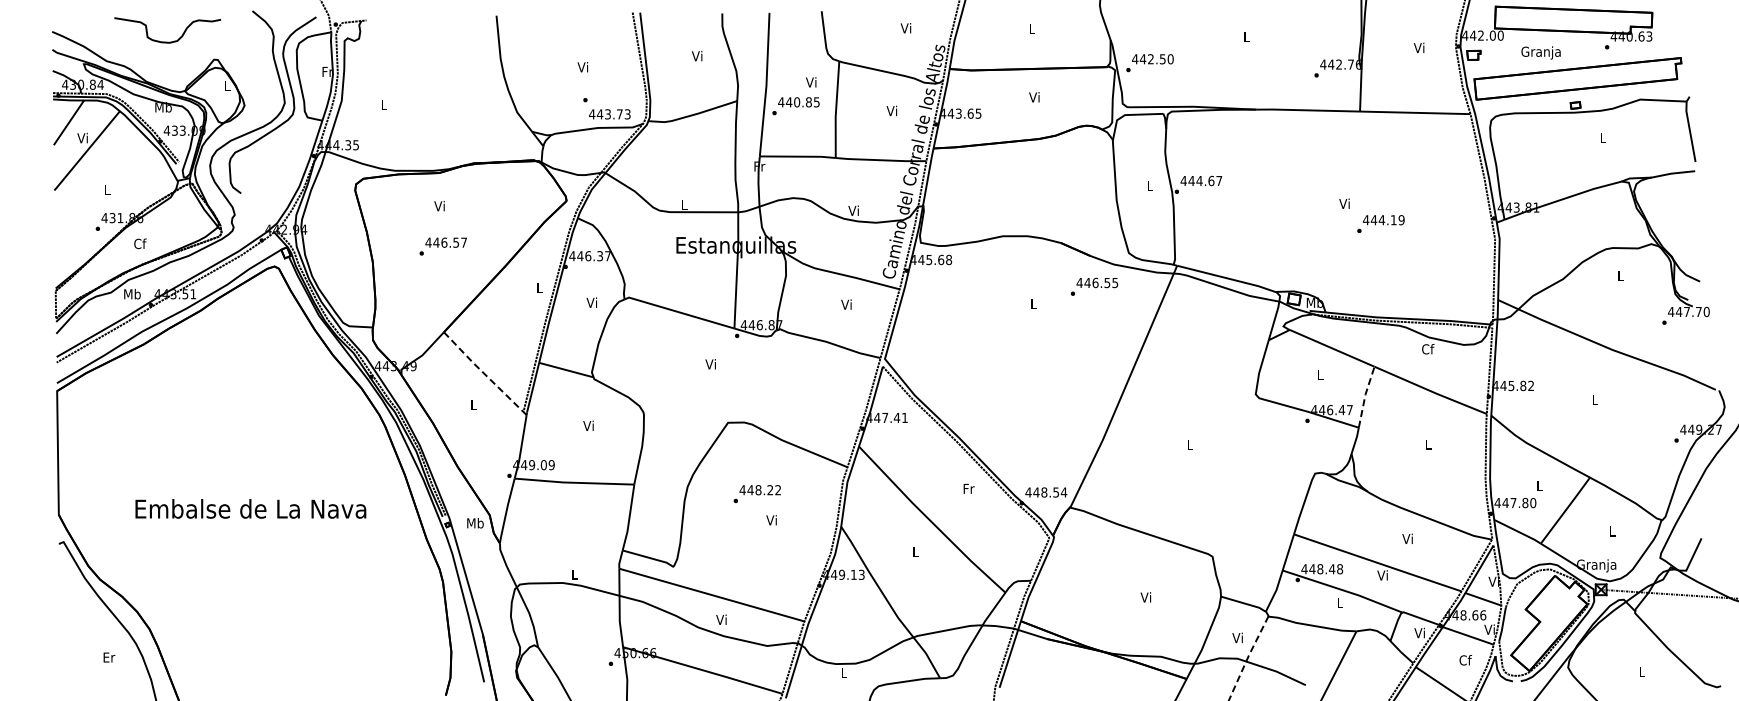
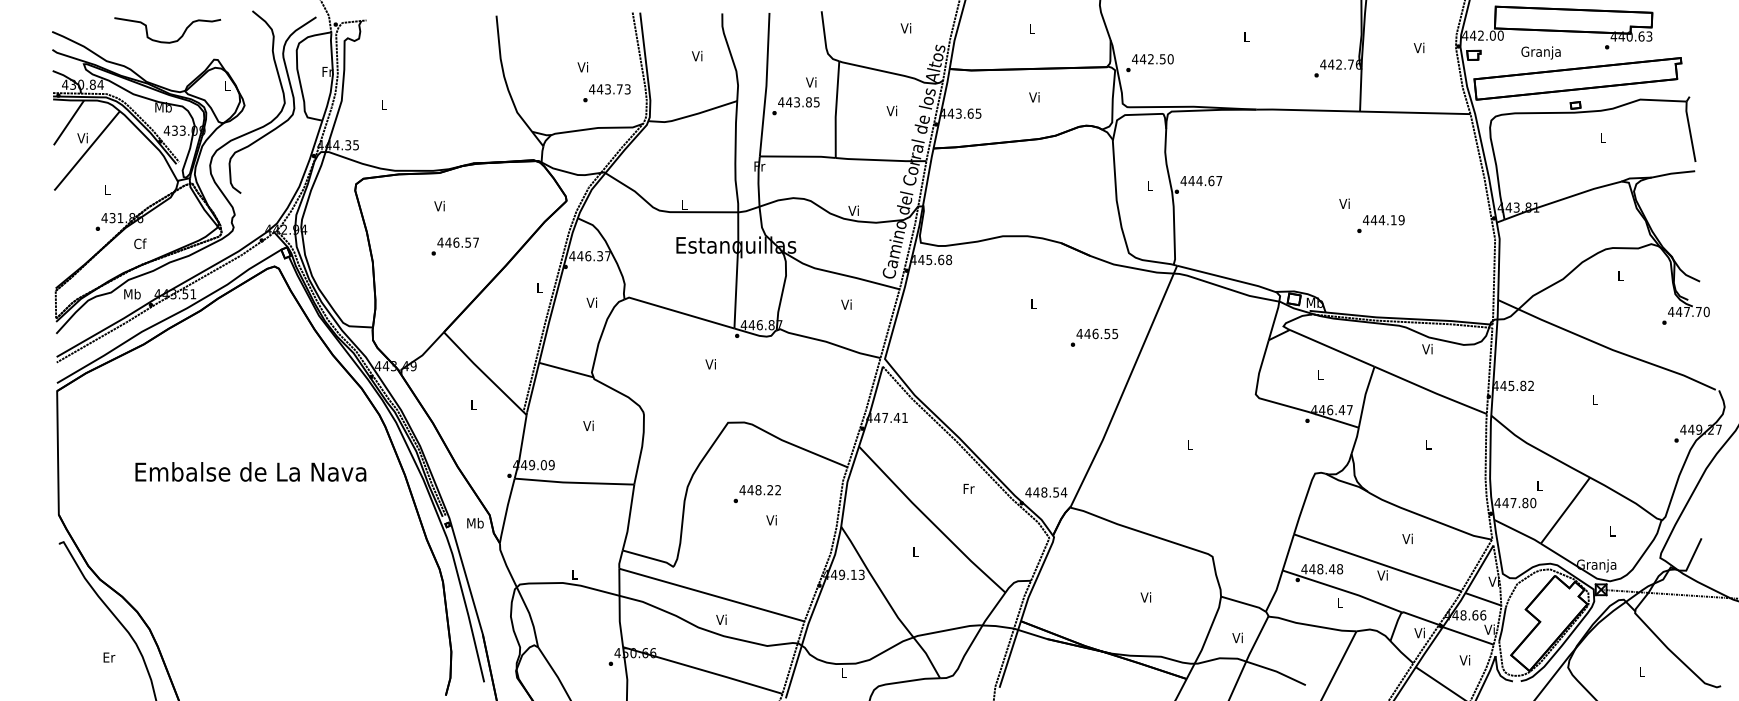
text: 440.85 -> 443.85 (797, 102)
text position: (609, 114) -> (609, 89) (609, 89)
text position: (442, 246) -> (454, 246) (454, 246)
text position: (1094, 286) -> (1094, 337) (1094, 337)
text: Cf -> Vi (1428, 349)
line: dashed -> solid (484, 373)
line: dashed -> solid (1365, 396)
text position: (250, 508) -> (250, 471) (250, 471)
line: dashed -> solid (1248, 657)
text: Cf -> Vi (1465, 660)
